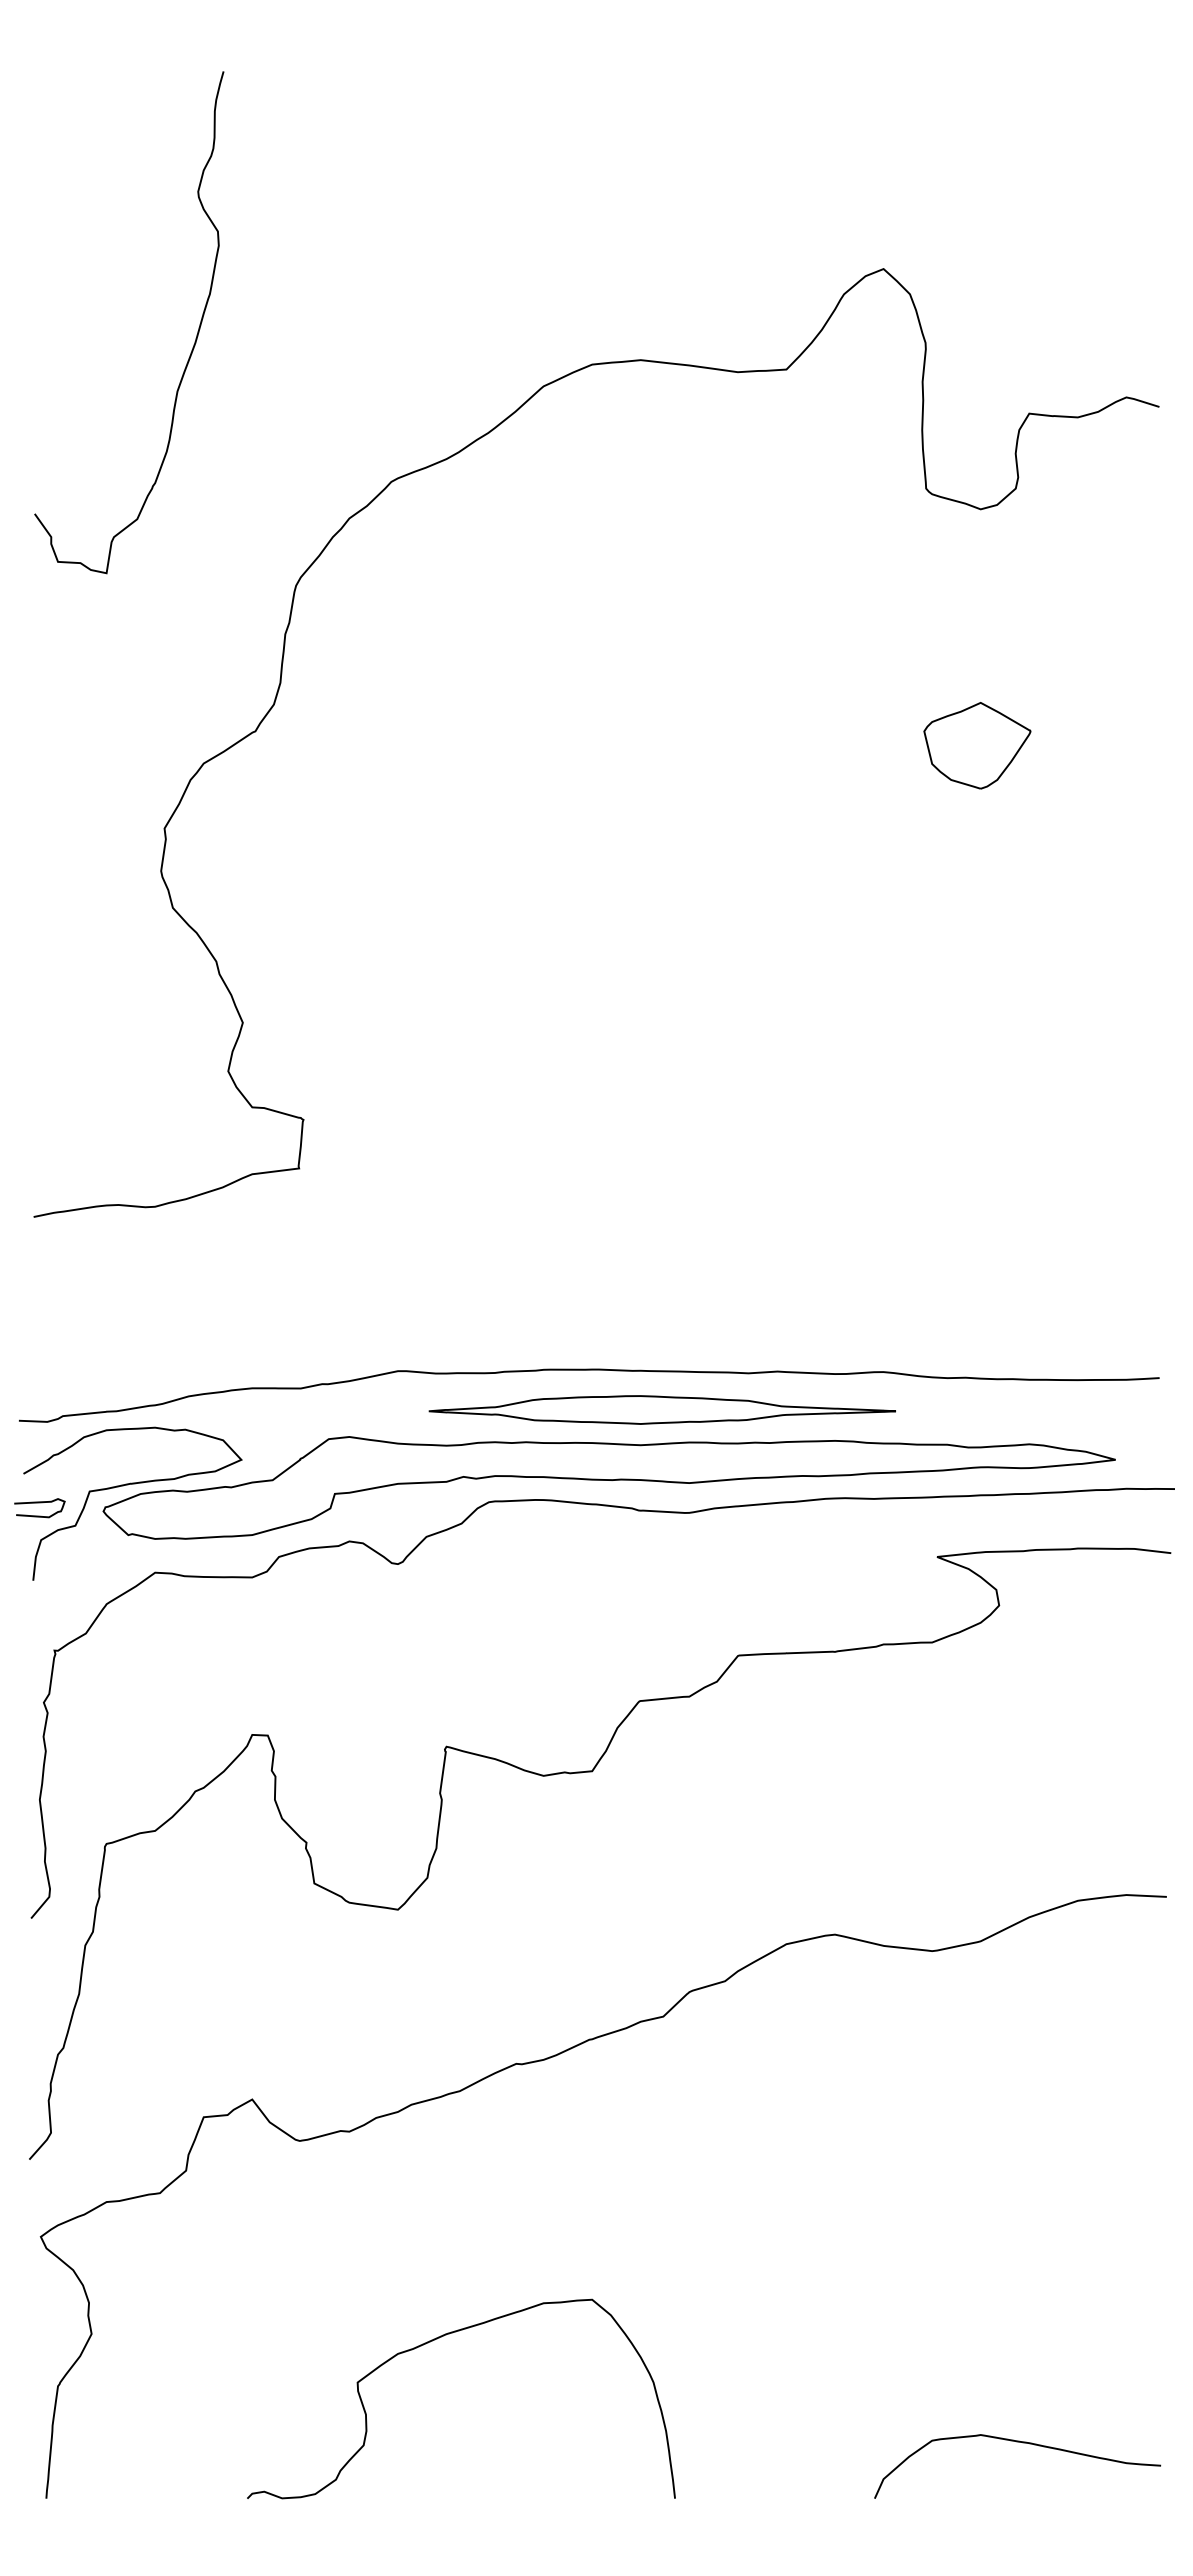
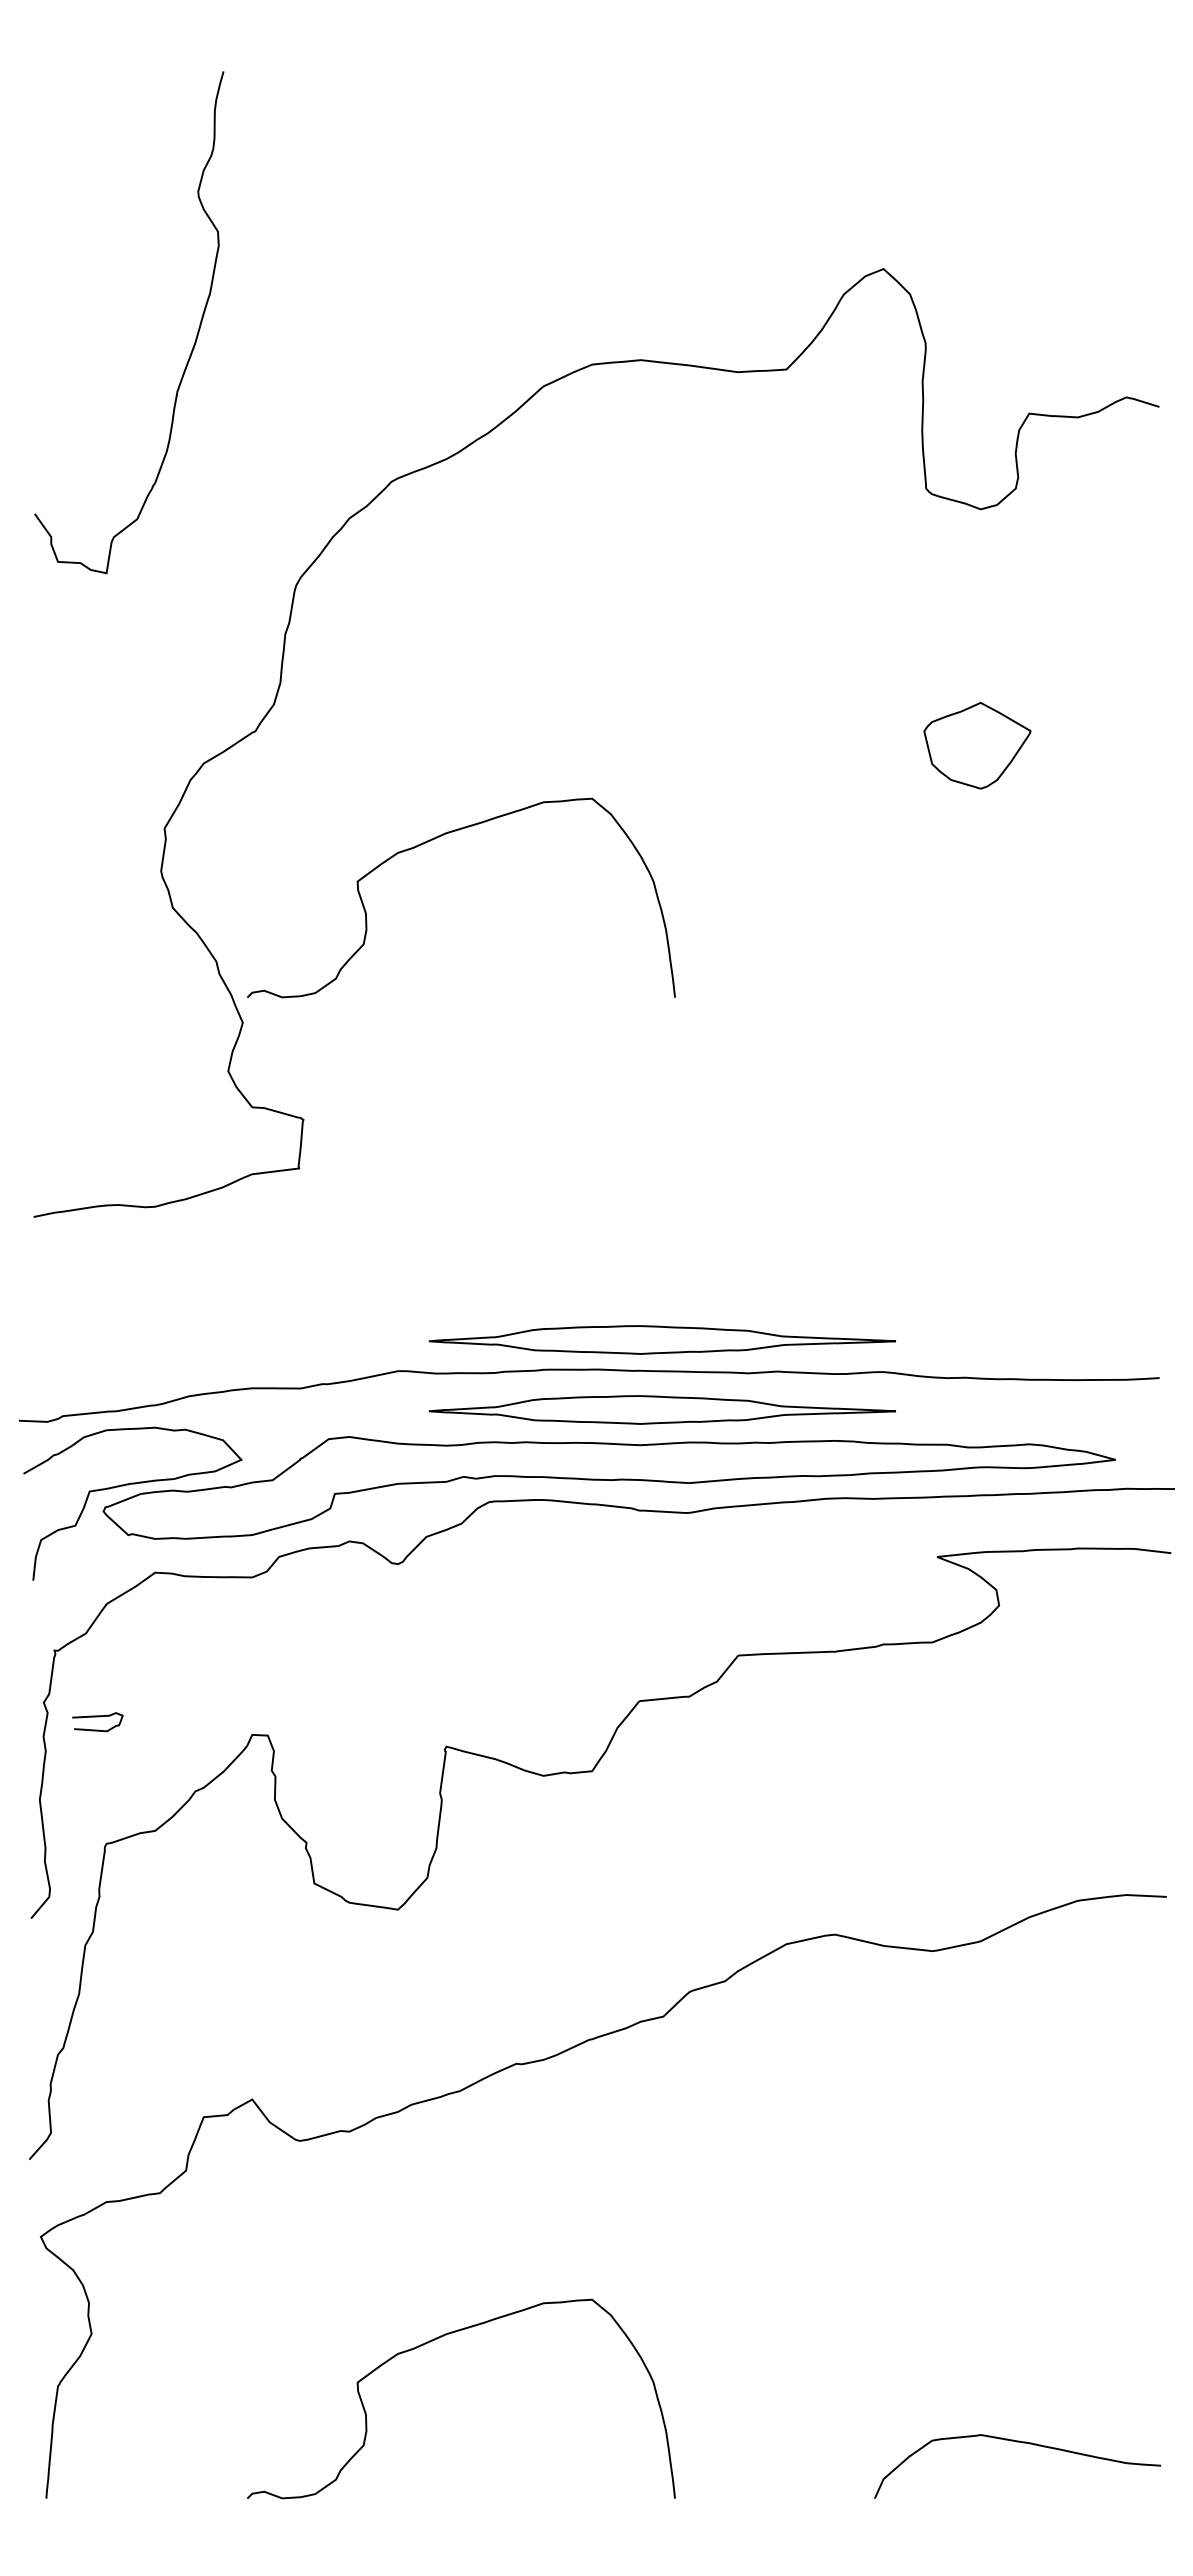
curve: none -> present (437, 838)
part: none -> present (661, 1339)
curve position: (39, 1503) -> (97, 1717) (97, 1717)
